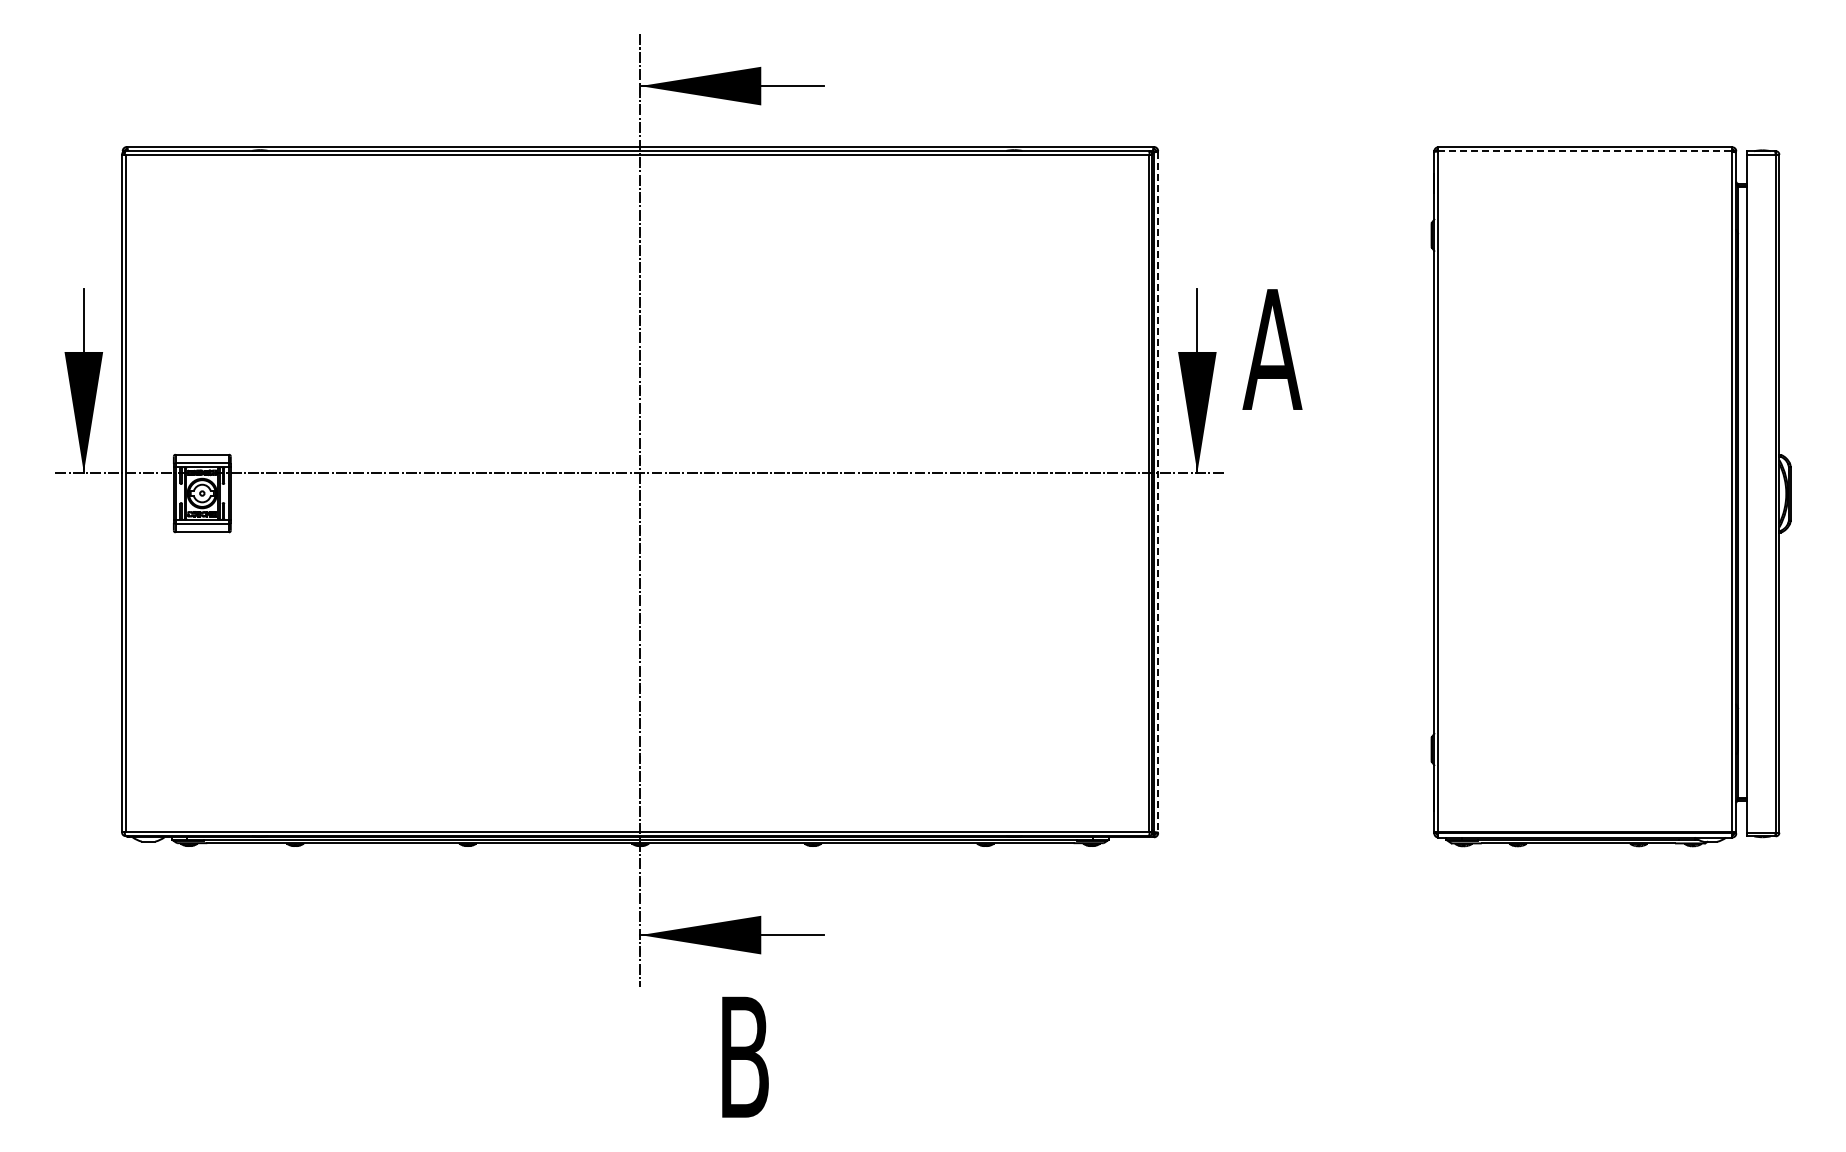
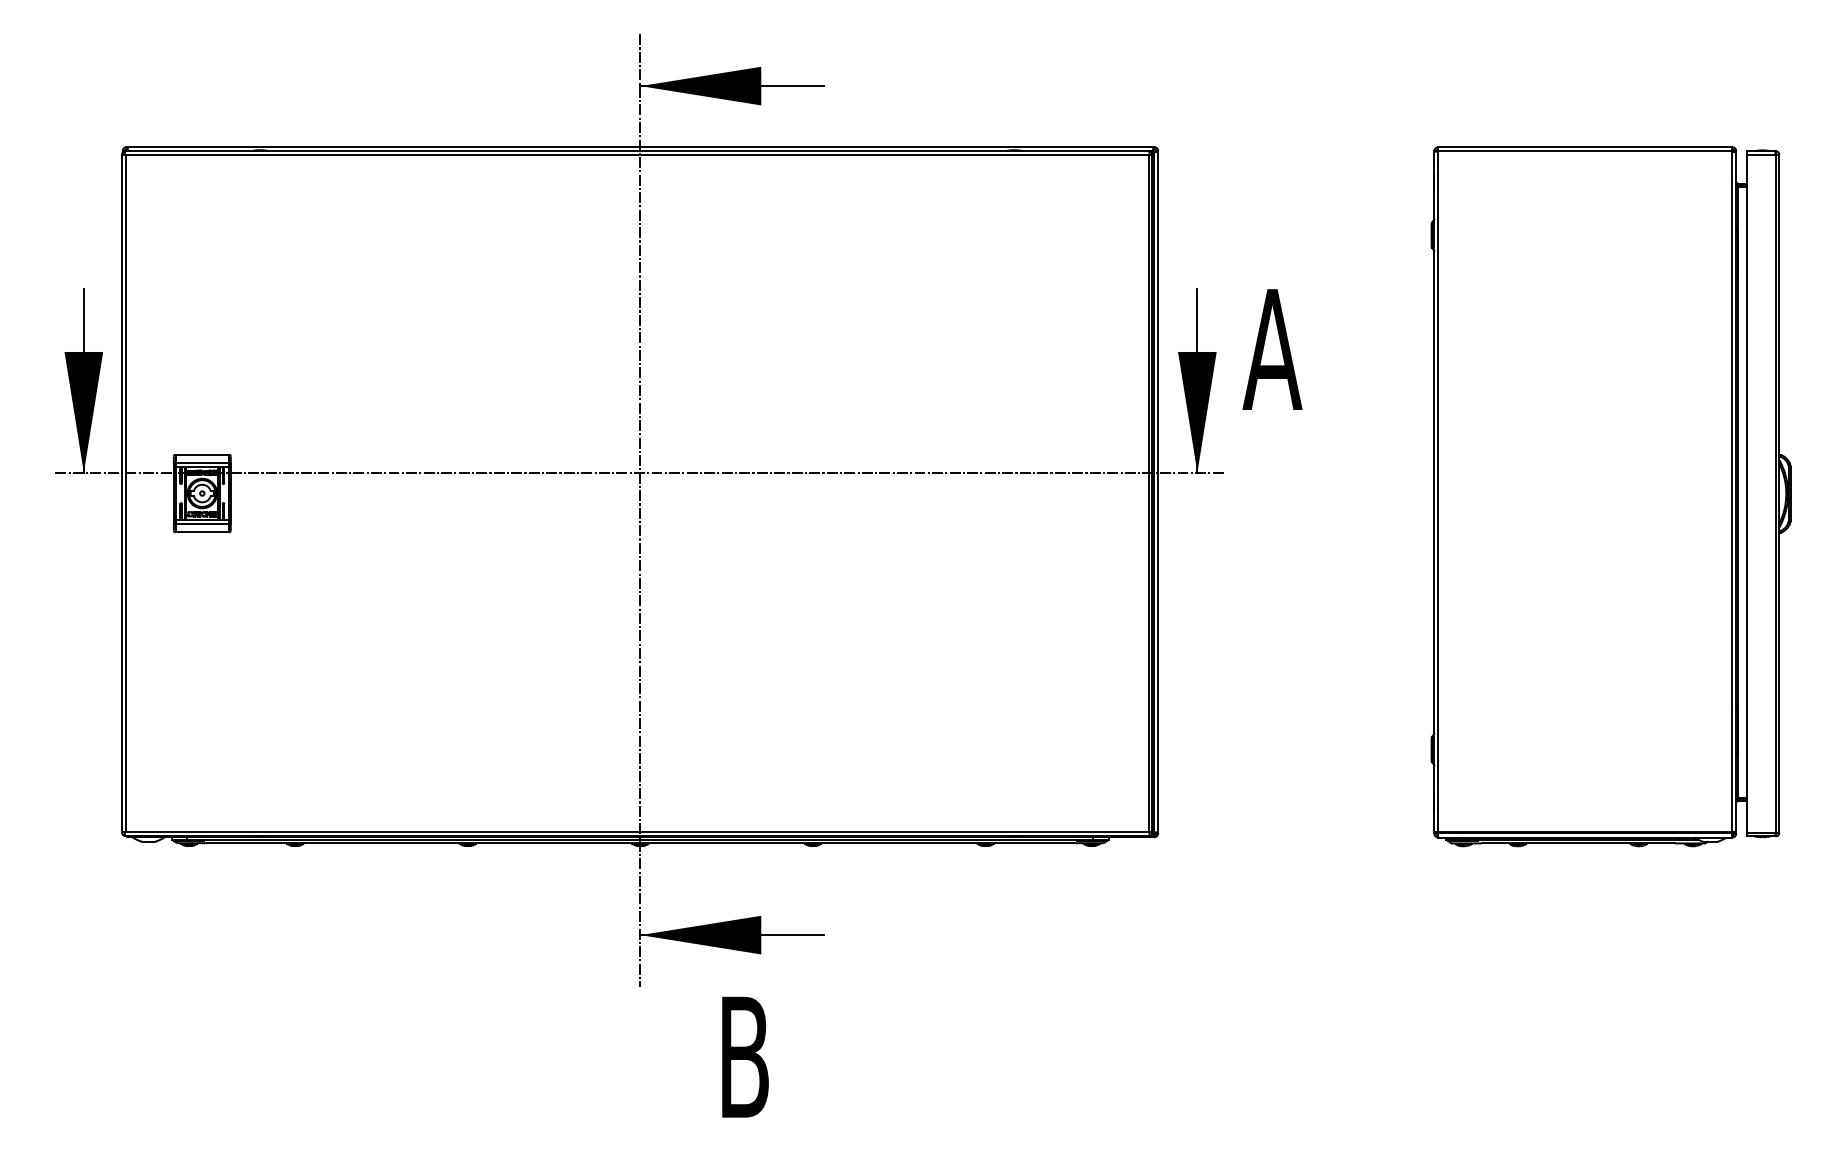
line: dashed -> solid (1585, 151)
line: dashed -> solid (1158, 492)
